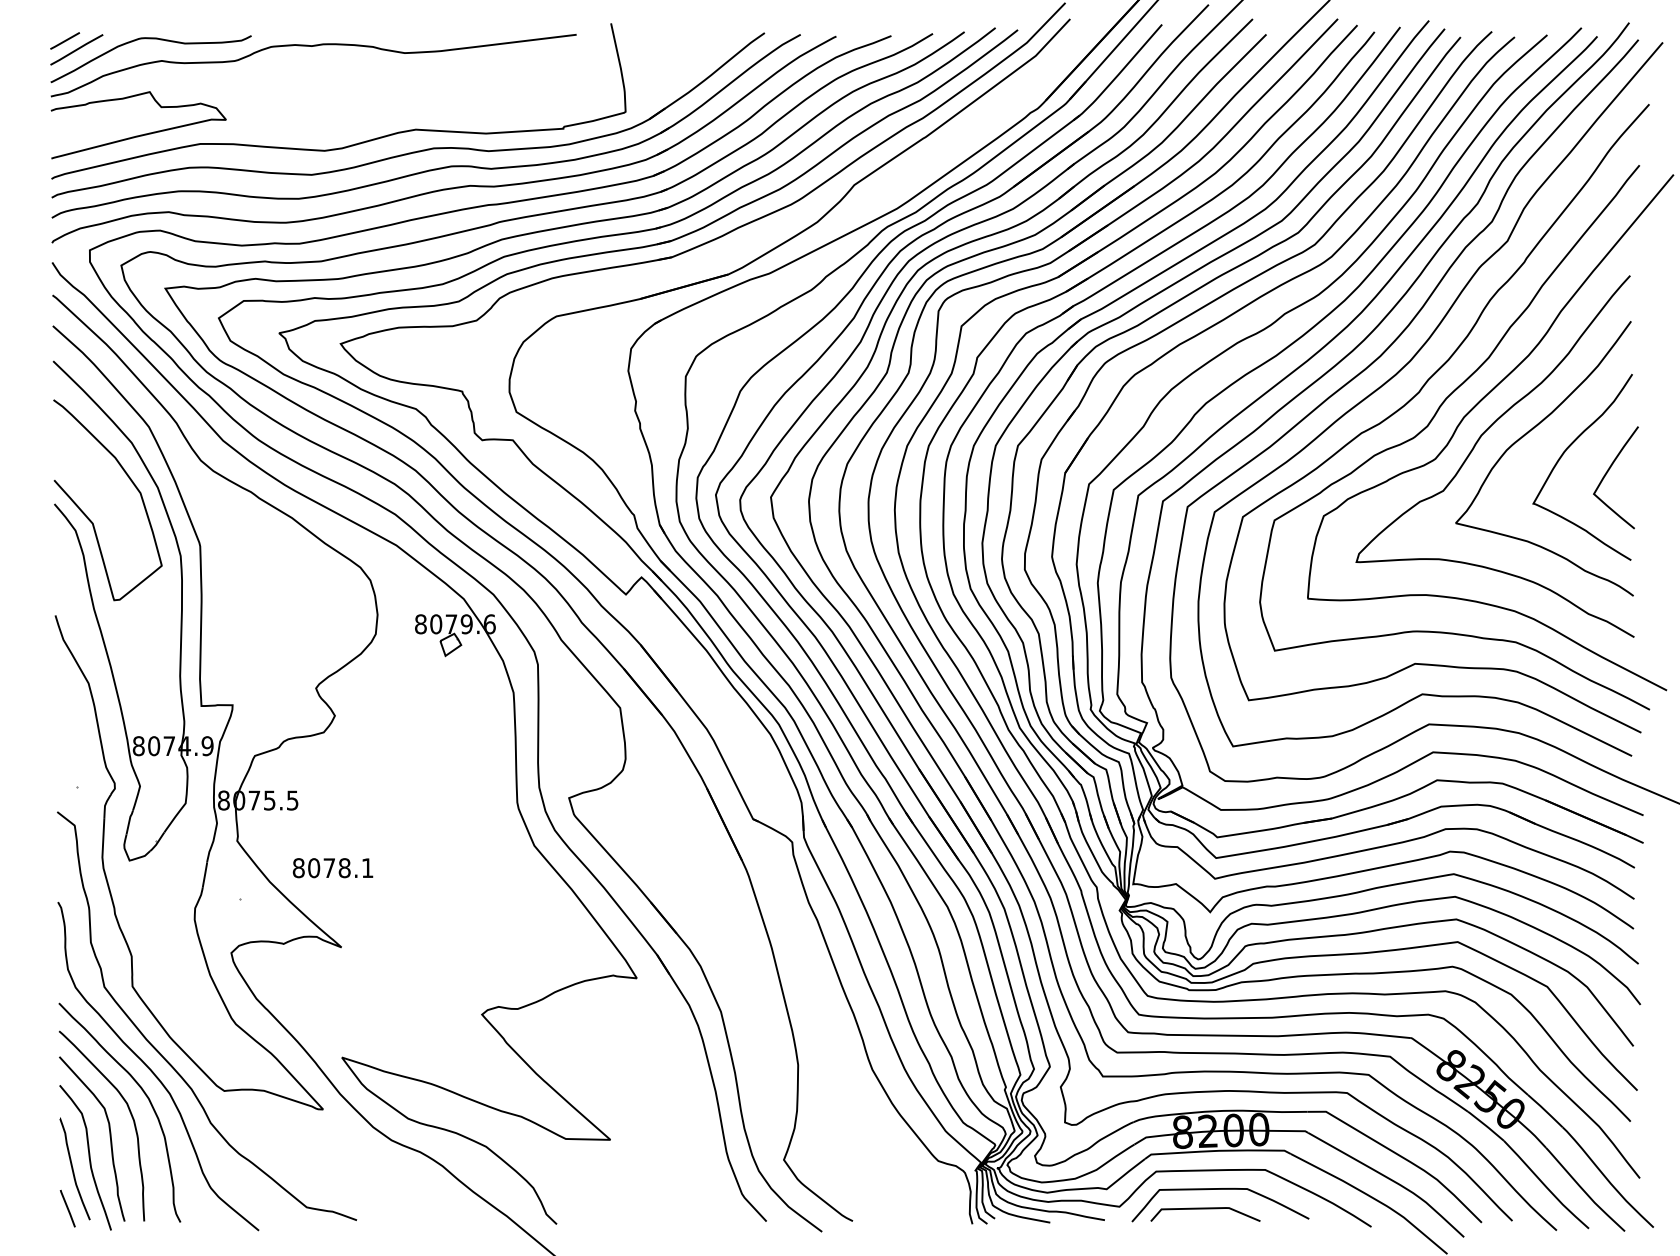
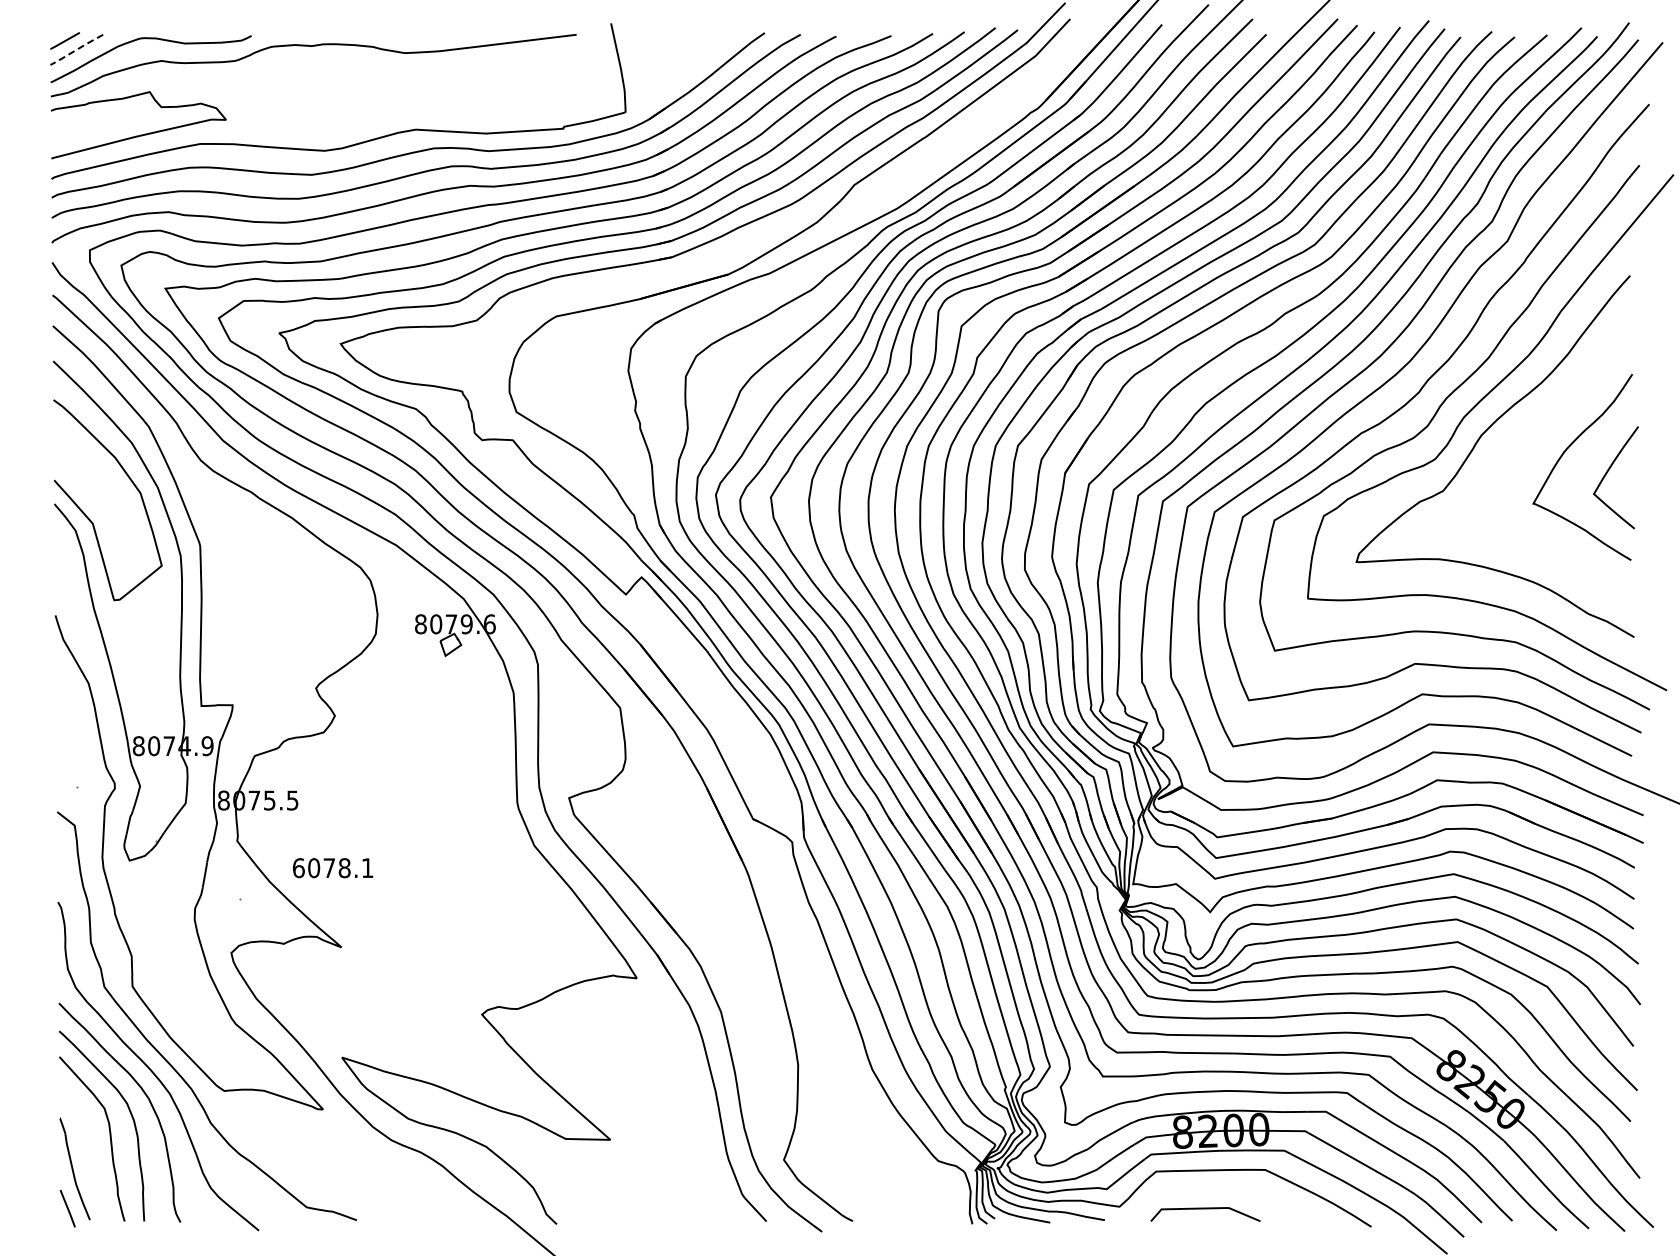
line: solid -> dashed (77, 49)
curve: present -> none (1527, 434)
text: 8078.1 -> 6078.1 (298, 868)
curve: present -> none (88, 1157)
curve: present -> none (1220, 1189)
